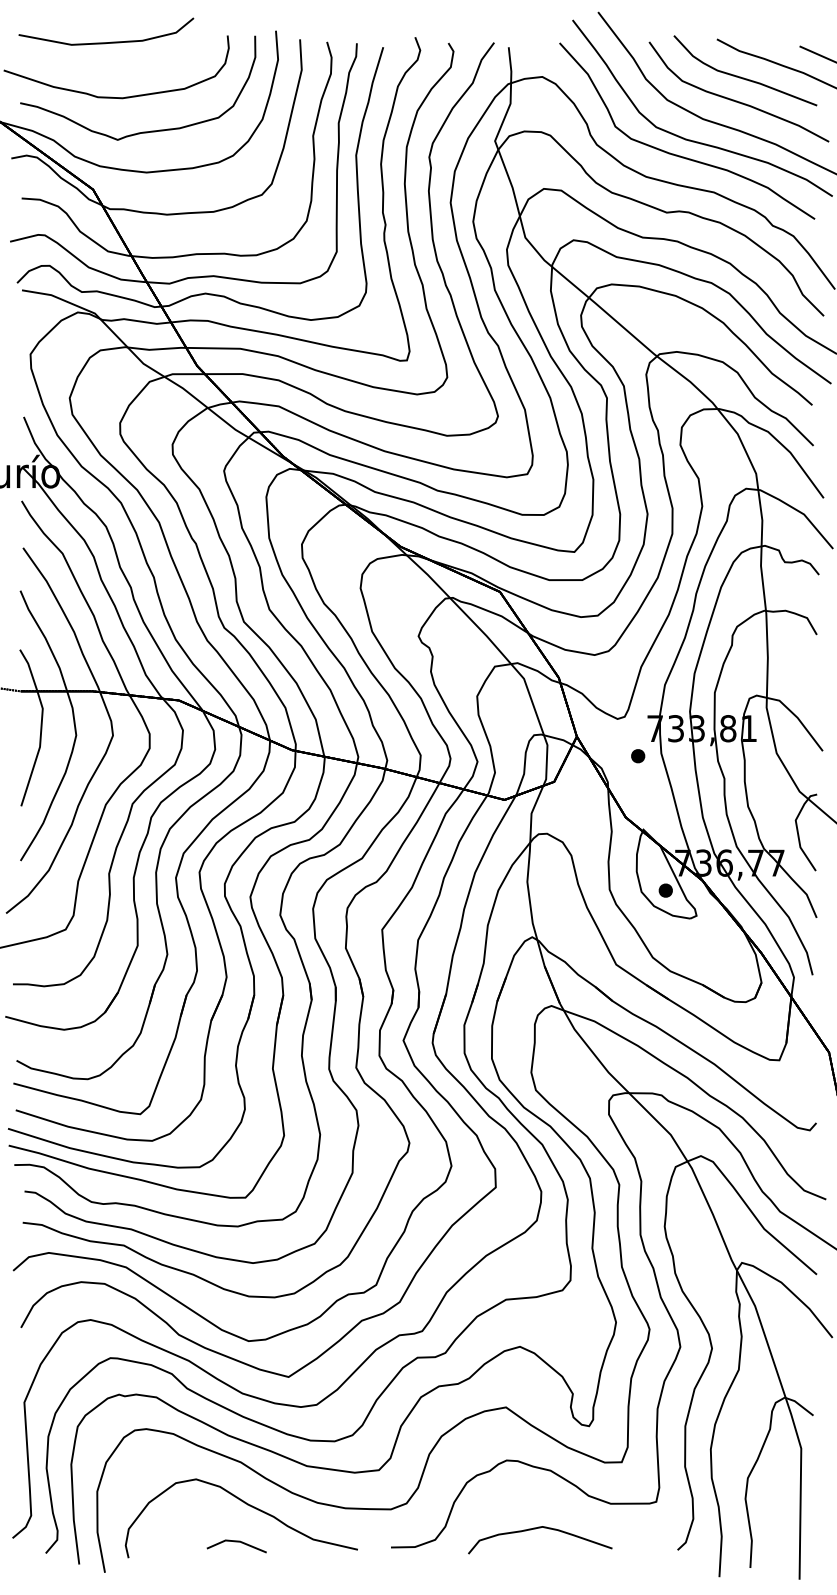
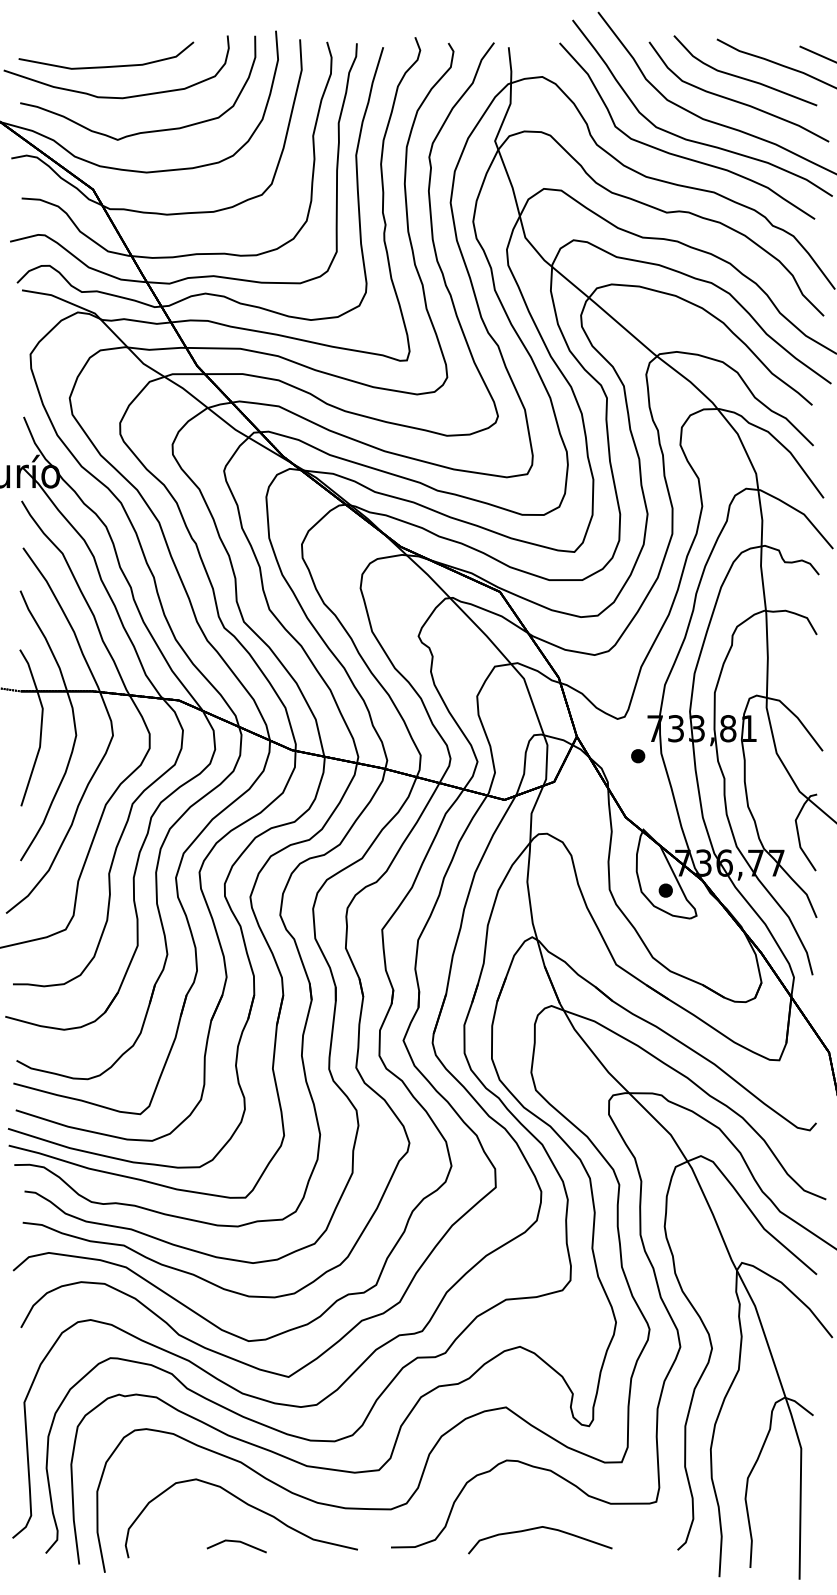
part position: (106, 42) -> (106, 66) (106, 66)
